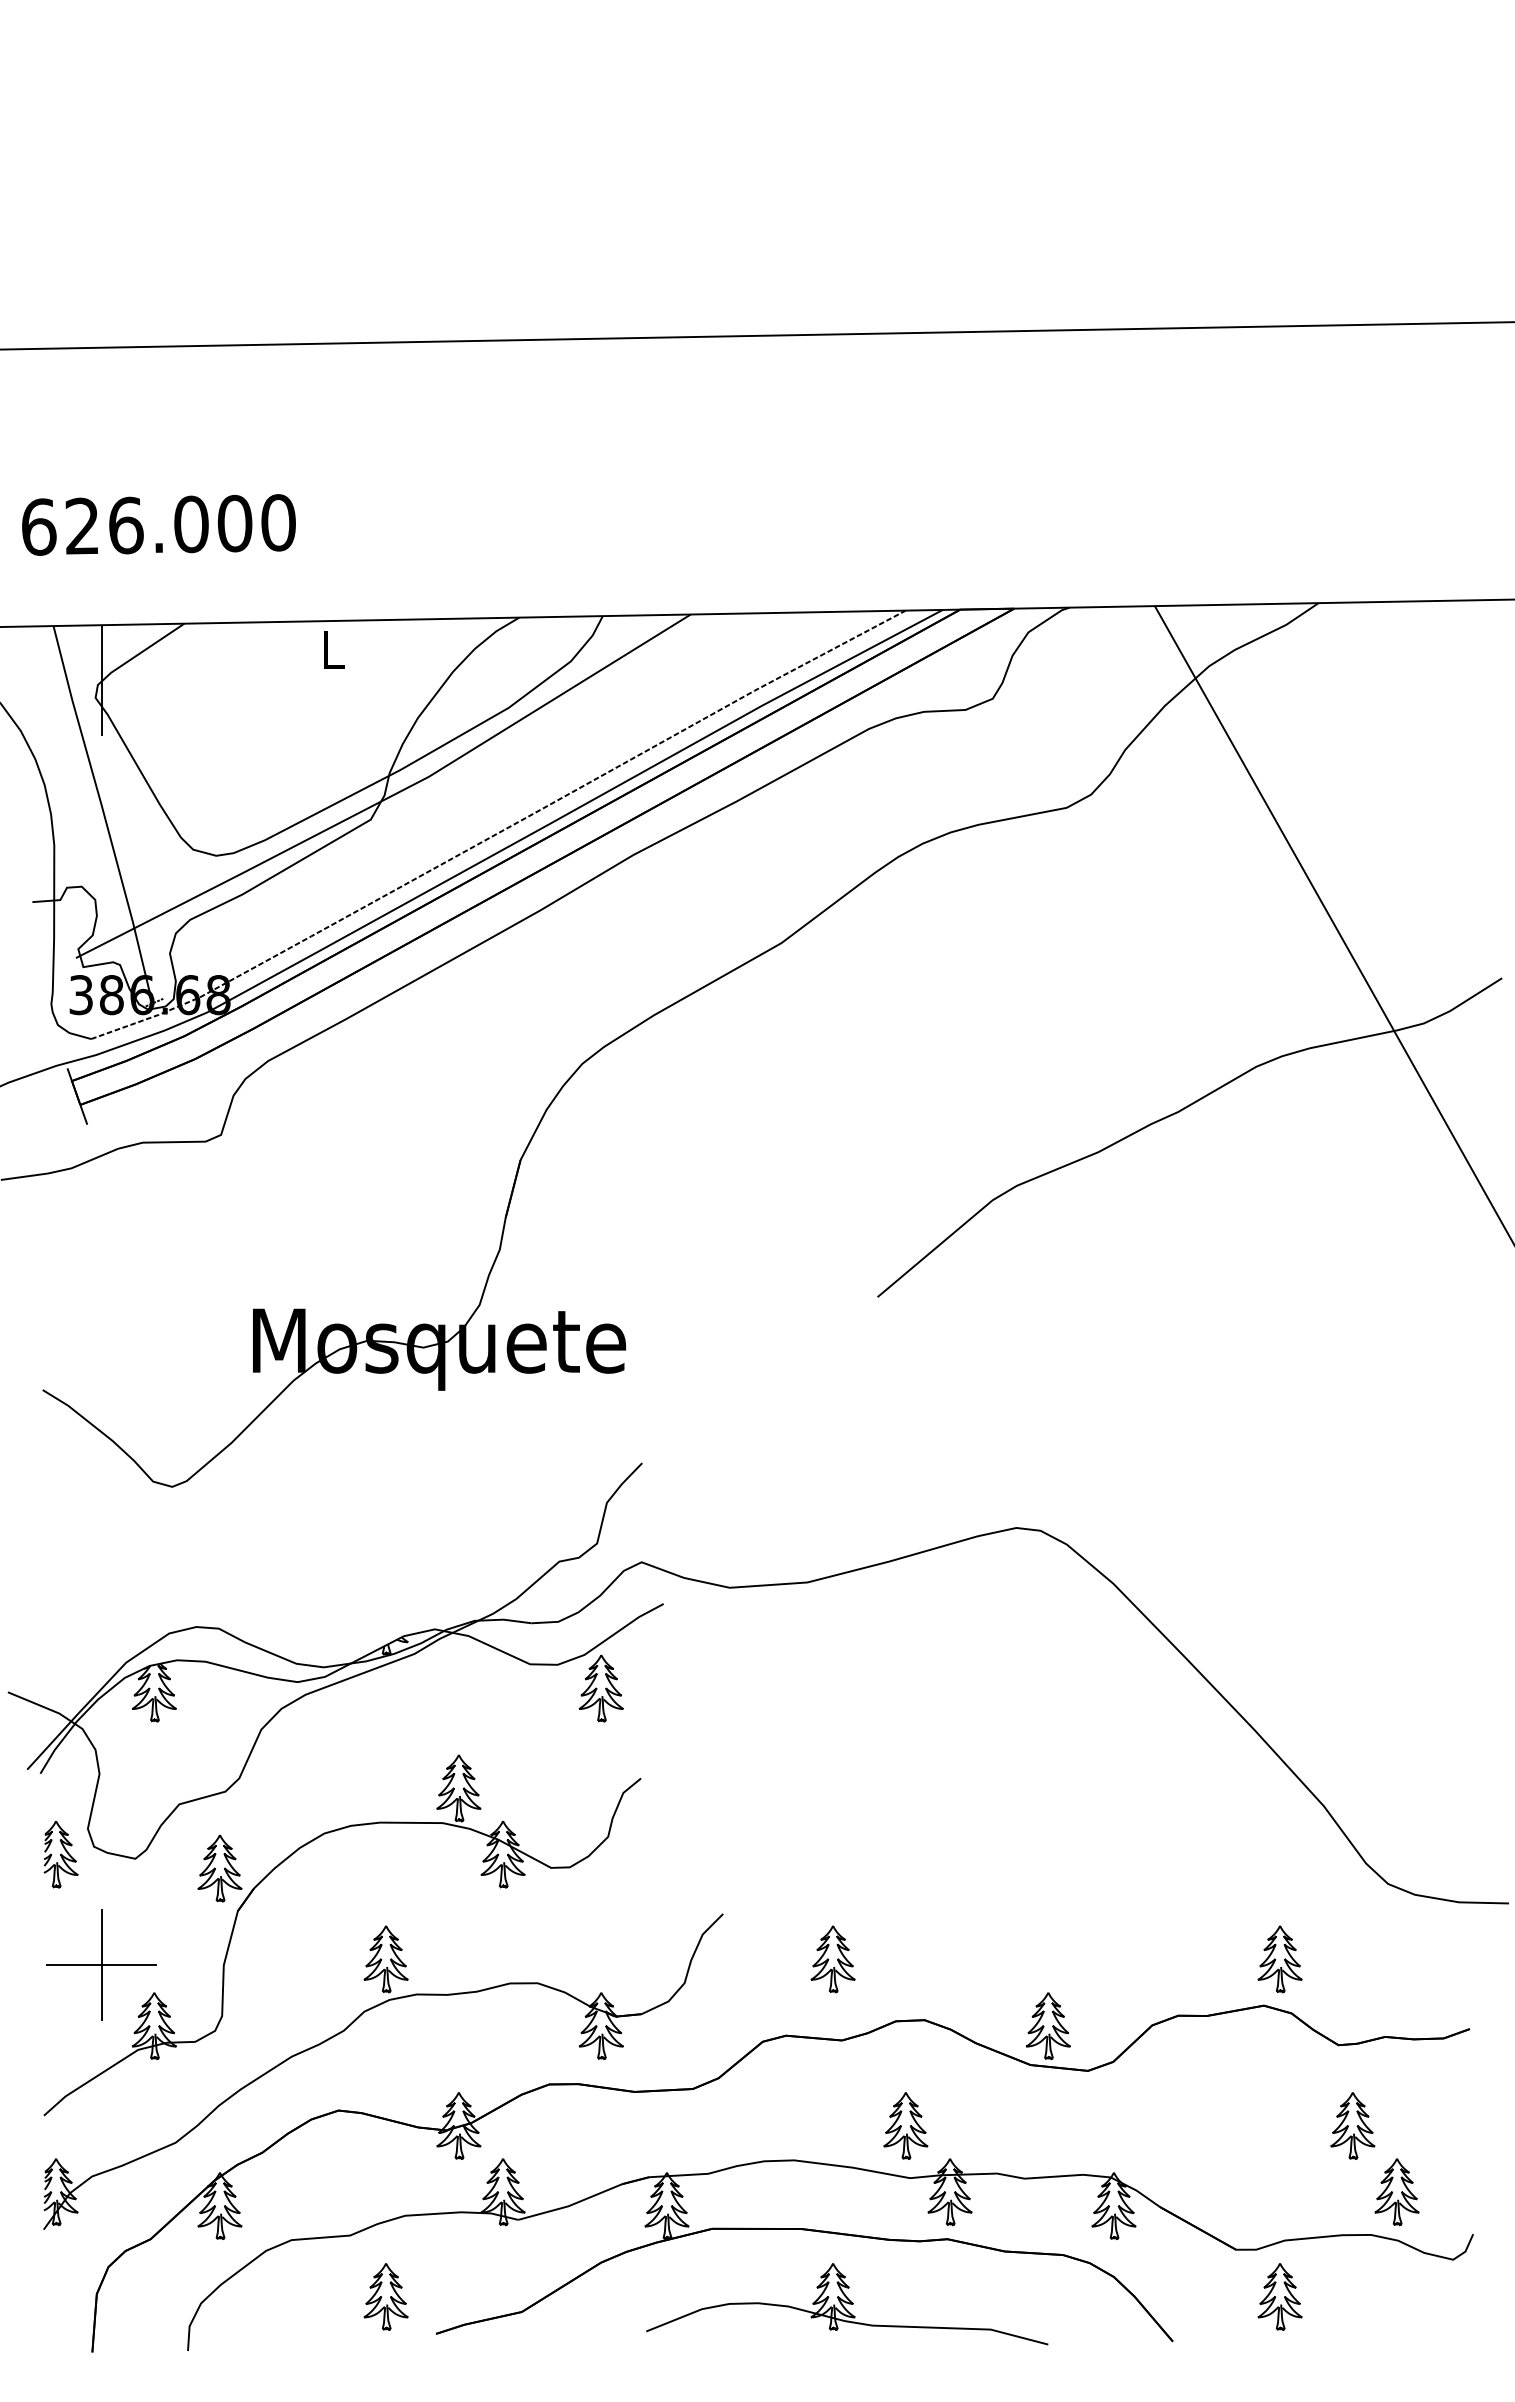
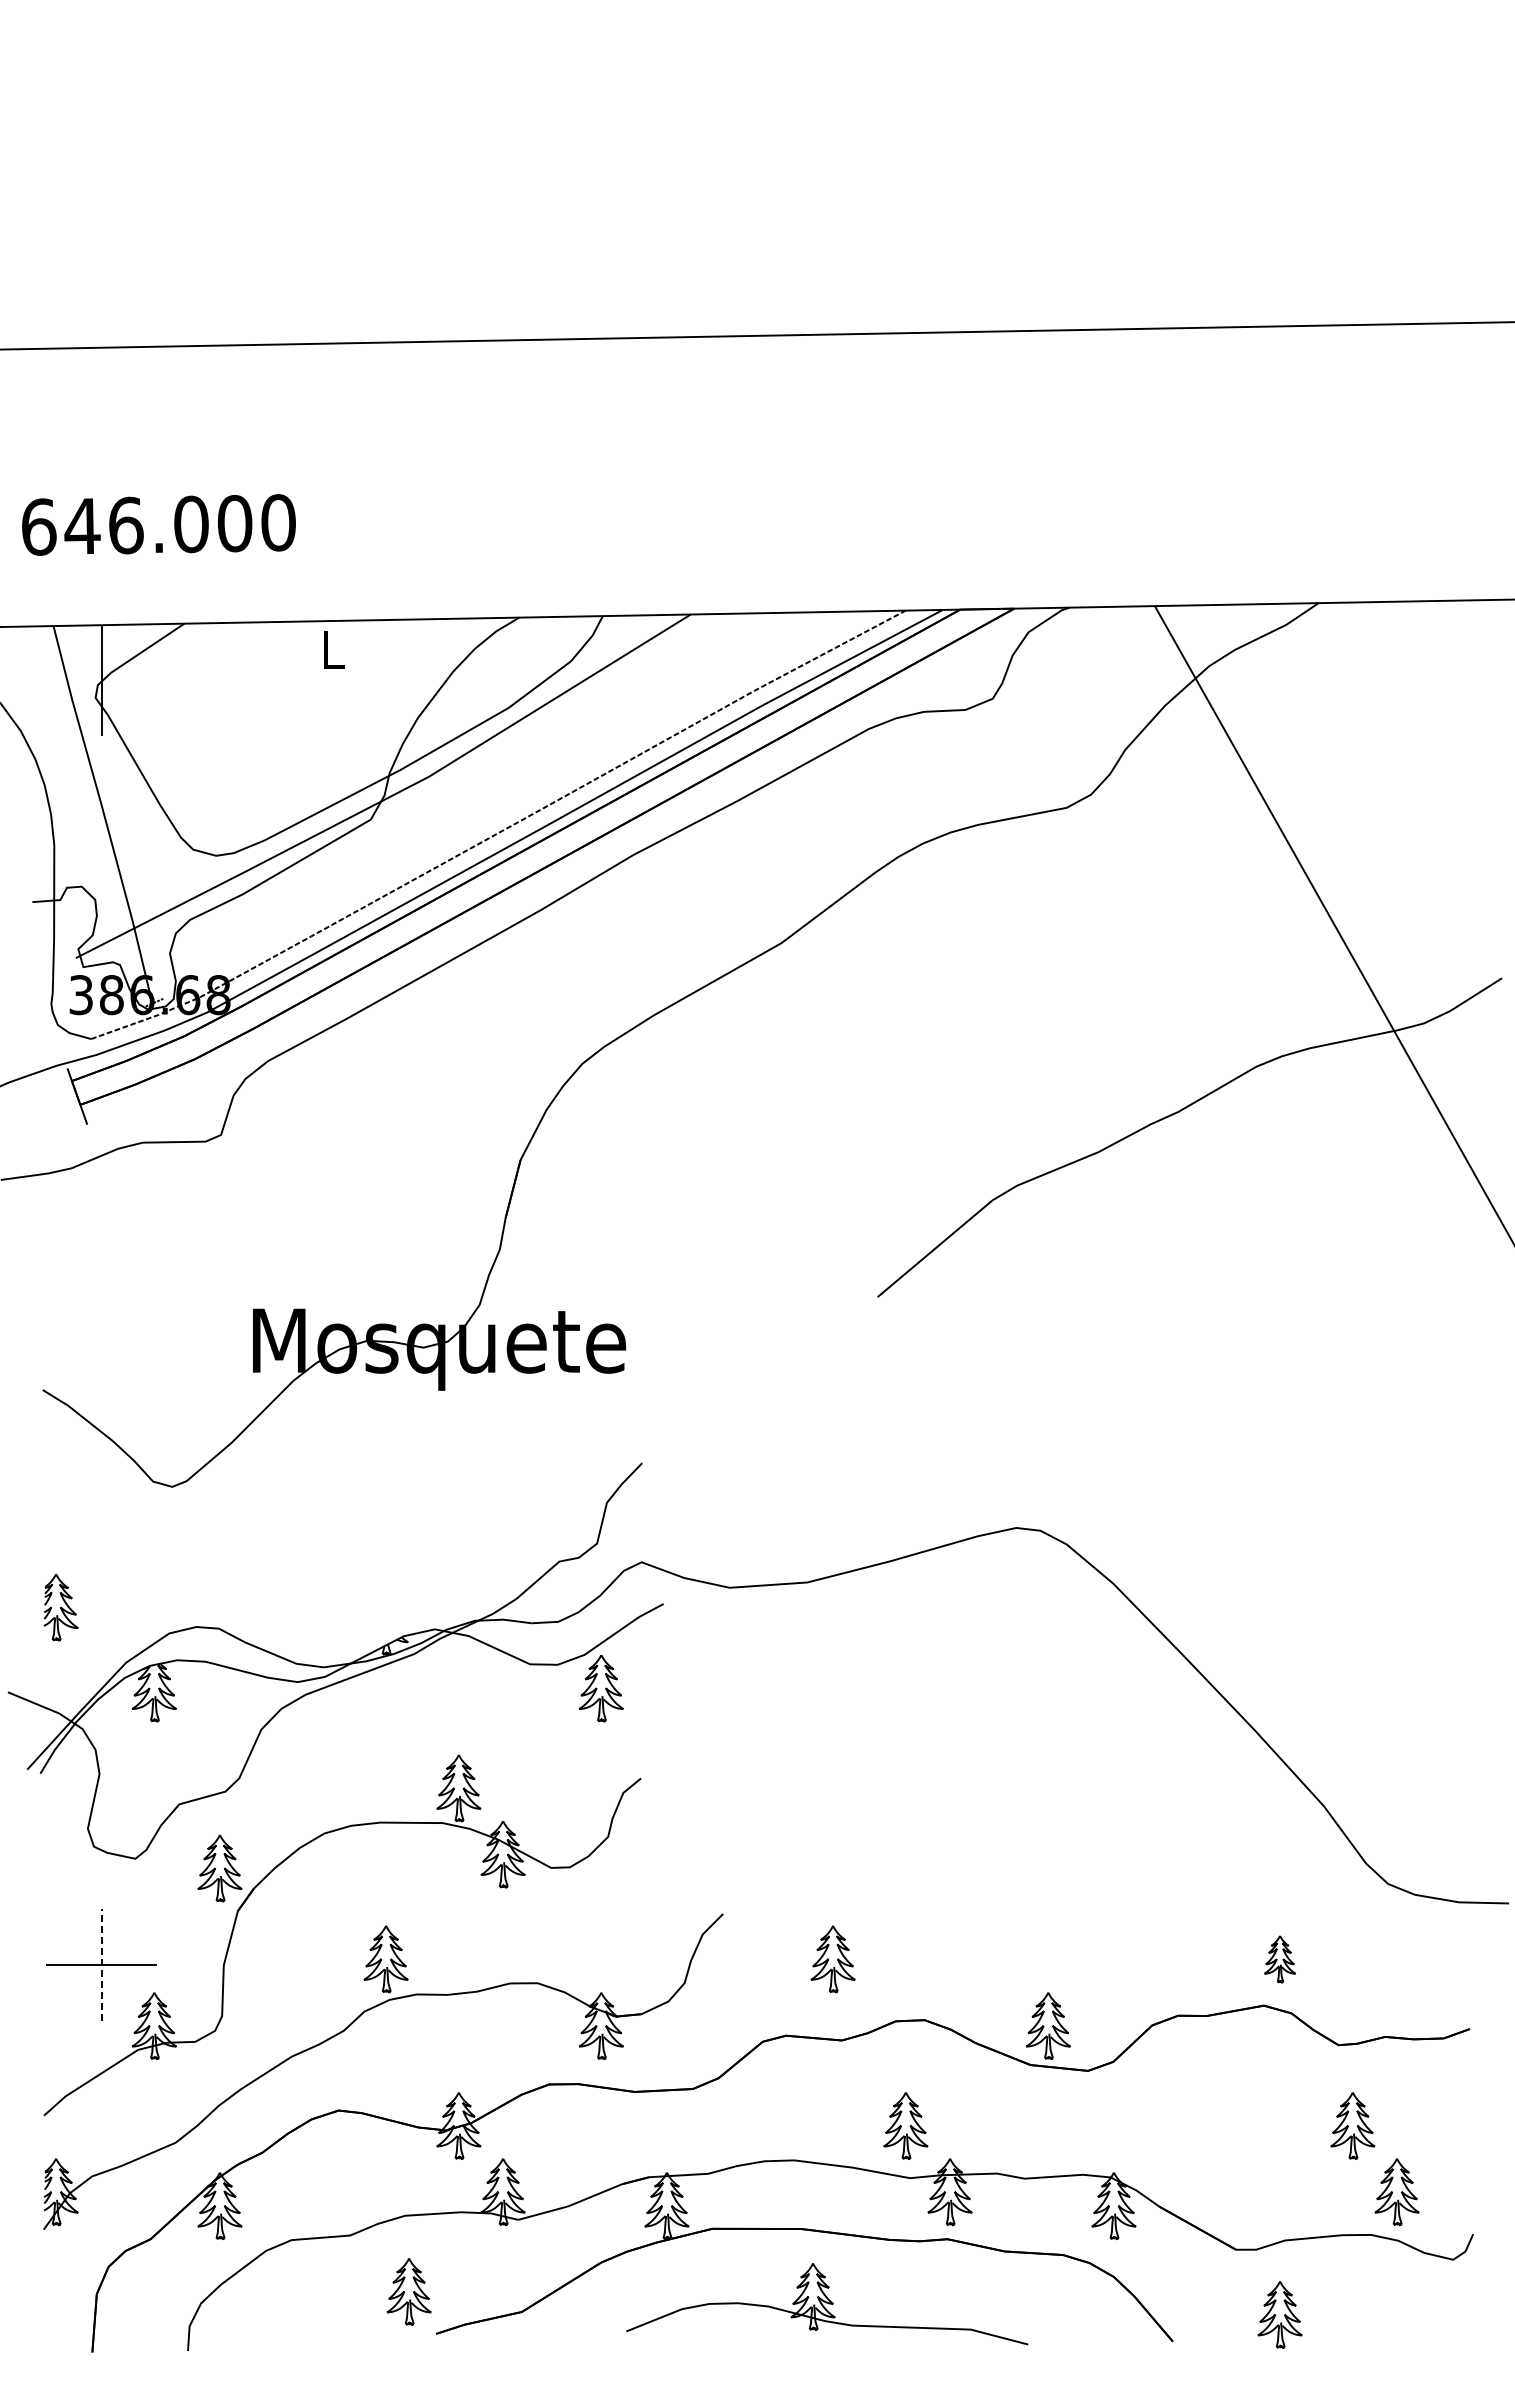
text: 626.000 -> 646.000 (82, 525)
part position: (60, 1854) -> (60, 1607) (60, 1607)
part size: 46x69 px -> 32x49 px (1279, 1959)
line: solid -> dashed (101, 1964)
part position: (385, 2296) -> (408, 2291) (408, 2291)
part position: (1279, 2296) -> (1279, 2314) (1279, 2314)
part position: (847, 2304) -> (827, 2304) (827, 2304)
